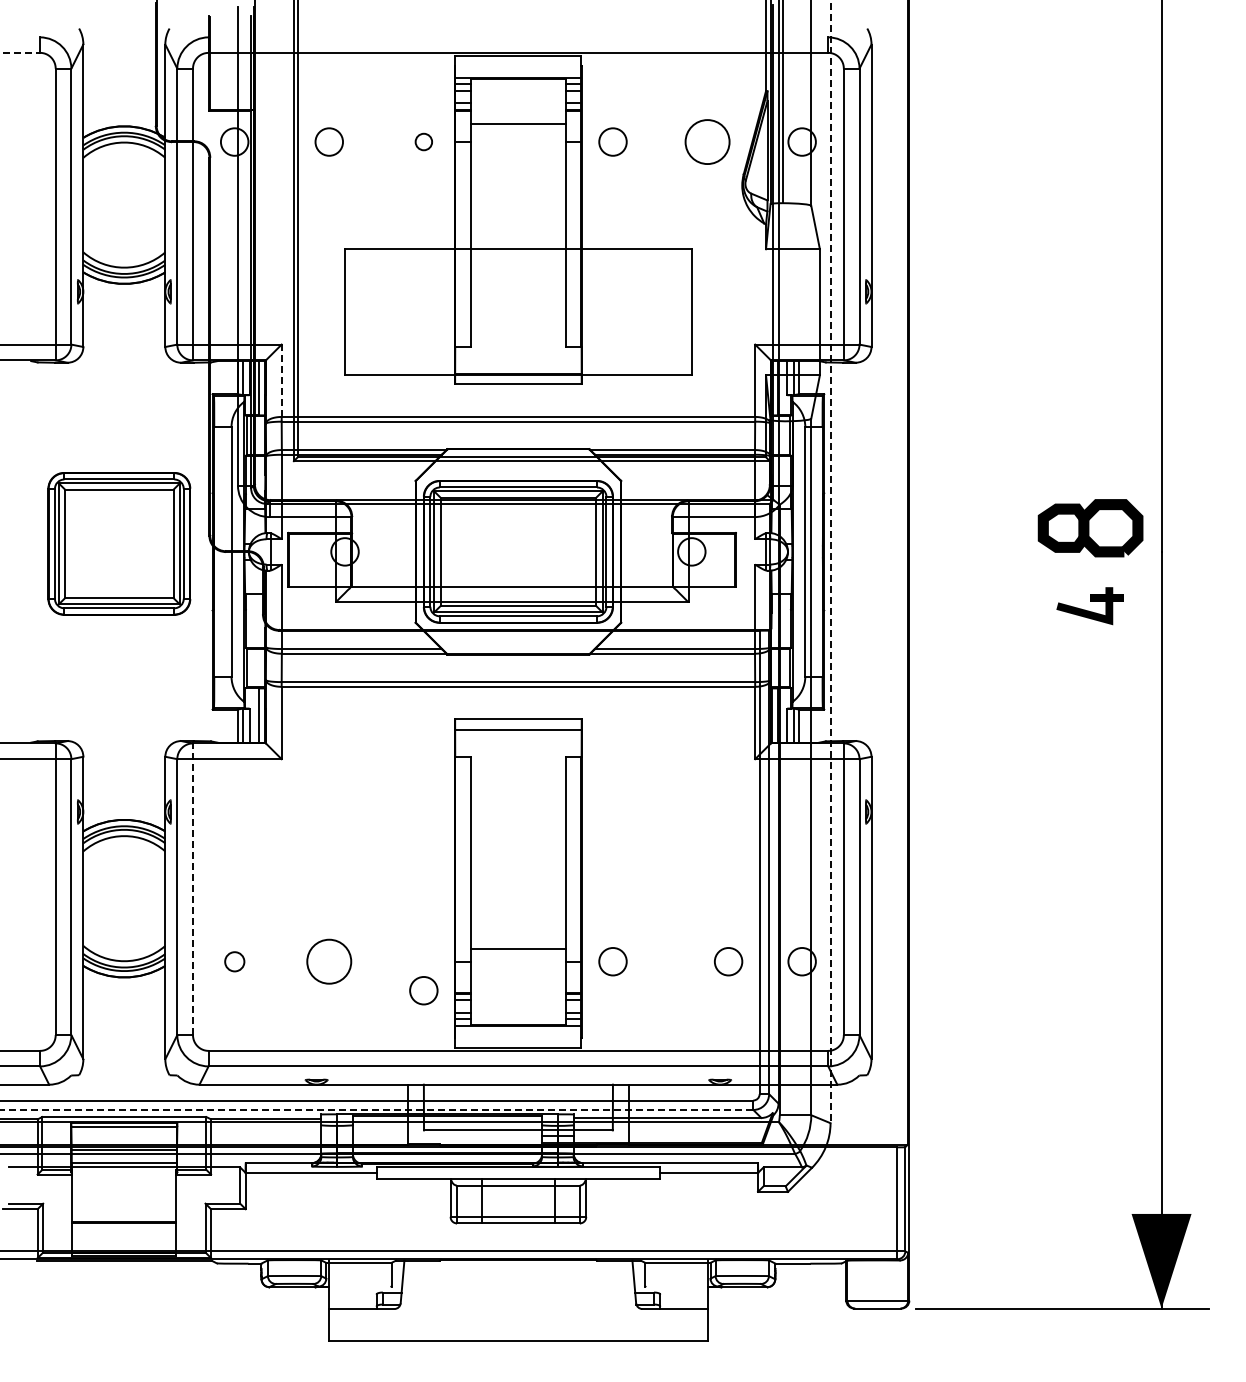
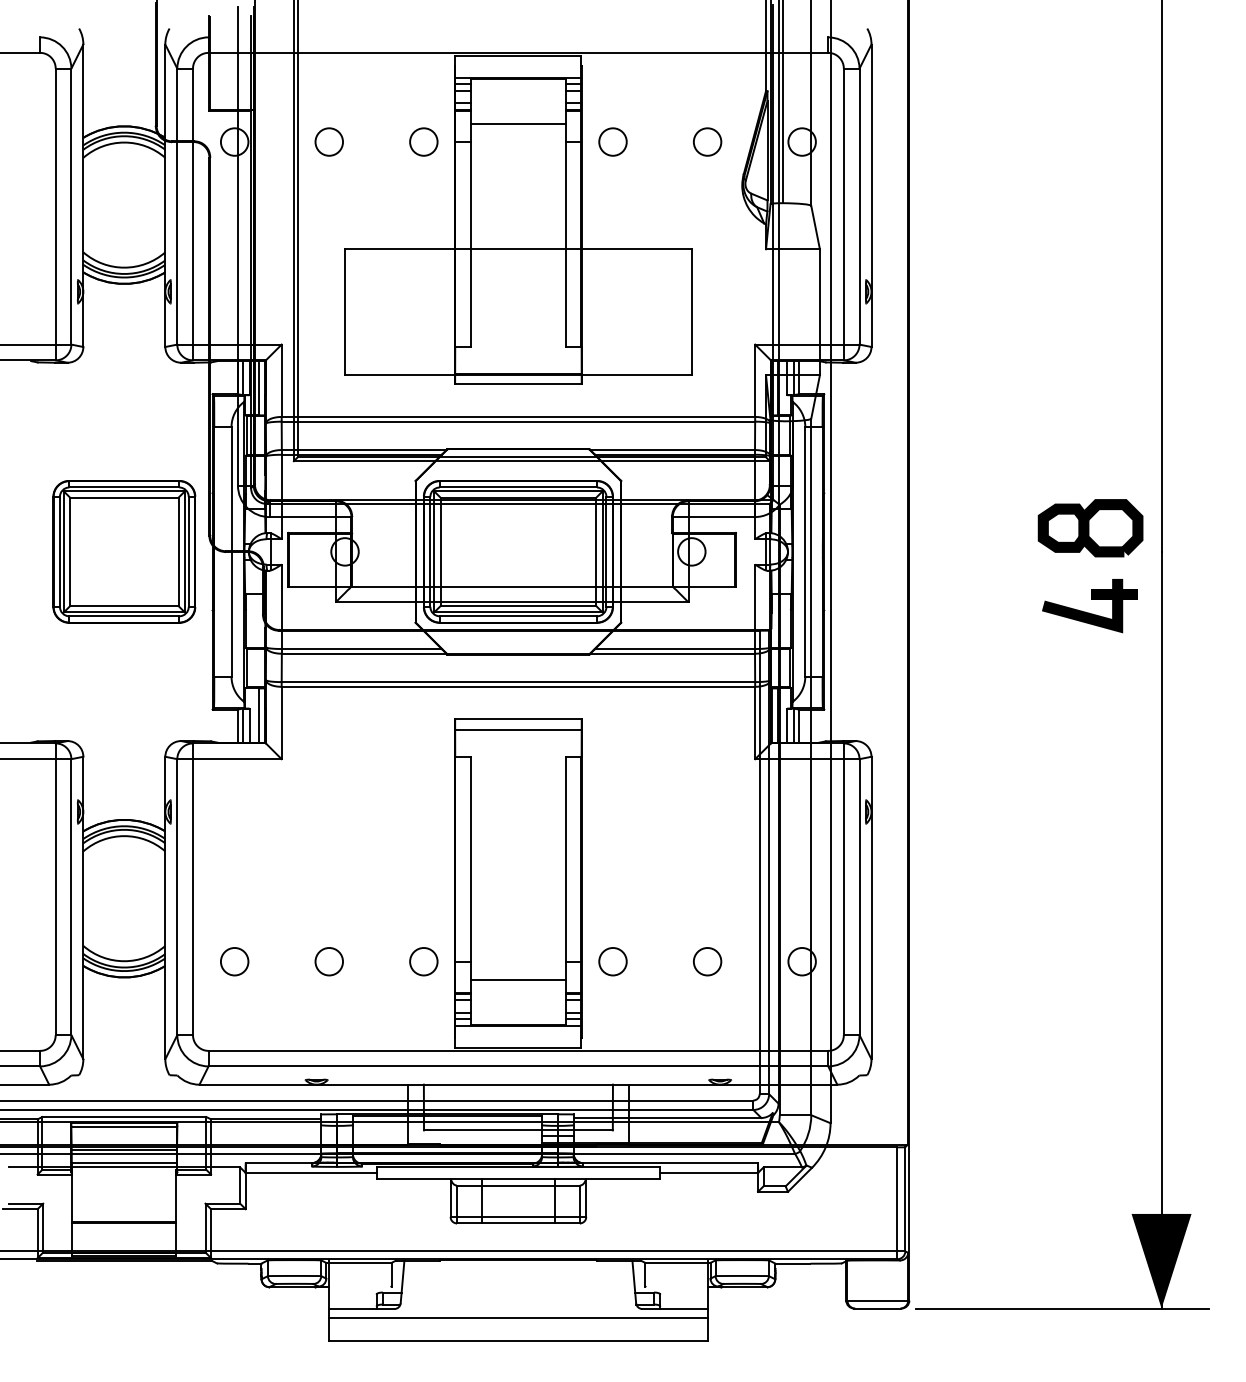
line: dashed -> solid (20, 52)
circle size: 19x20 px -> 30x30 px (423, 141)
circle diameter: 44 px -> 27 px (707, 141)
line: dashed -> solid (281, 380)
part position: (119, 543) -> (124, 551) (124, 551)
line: dashed -> solid (830, 562)
part size: 68x39 px -> 96x55 px (1089, 606)
line: dashed -> solid (193, 889)
line position: (518, 949) -> (518, 980) (518, 980)
circle size: 22x22 px -> 30x30 px (234, 961)
circle diameter: 44 px -> 27 px (329, 961)
circle position: (728, 961) -> (707, 961) (707, 961)
circle position: (423, 990) -> (423, 961) (423, 961)
line: dashed -> solid (376, 1109)
line: none -> present (518, 1318)
